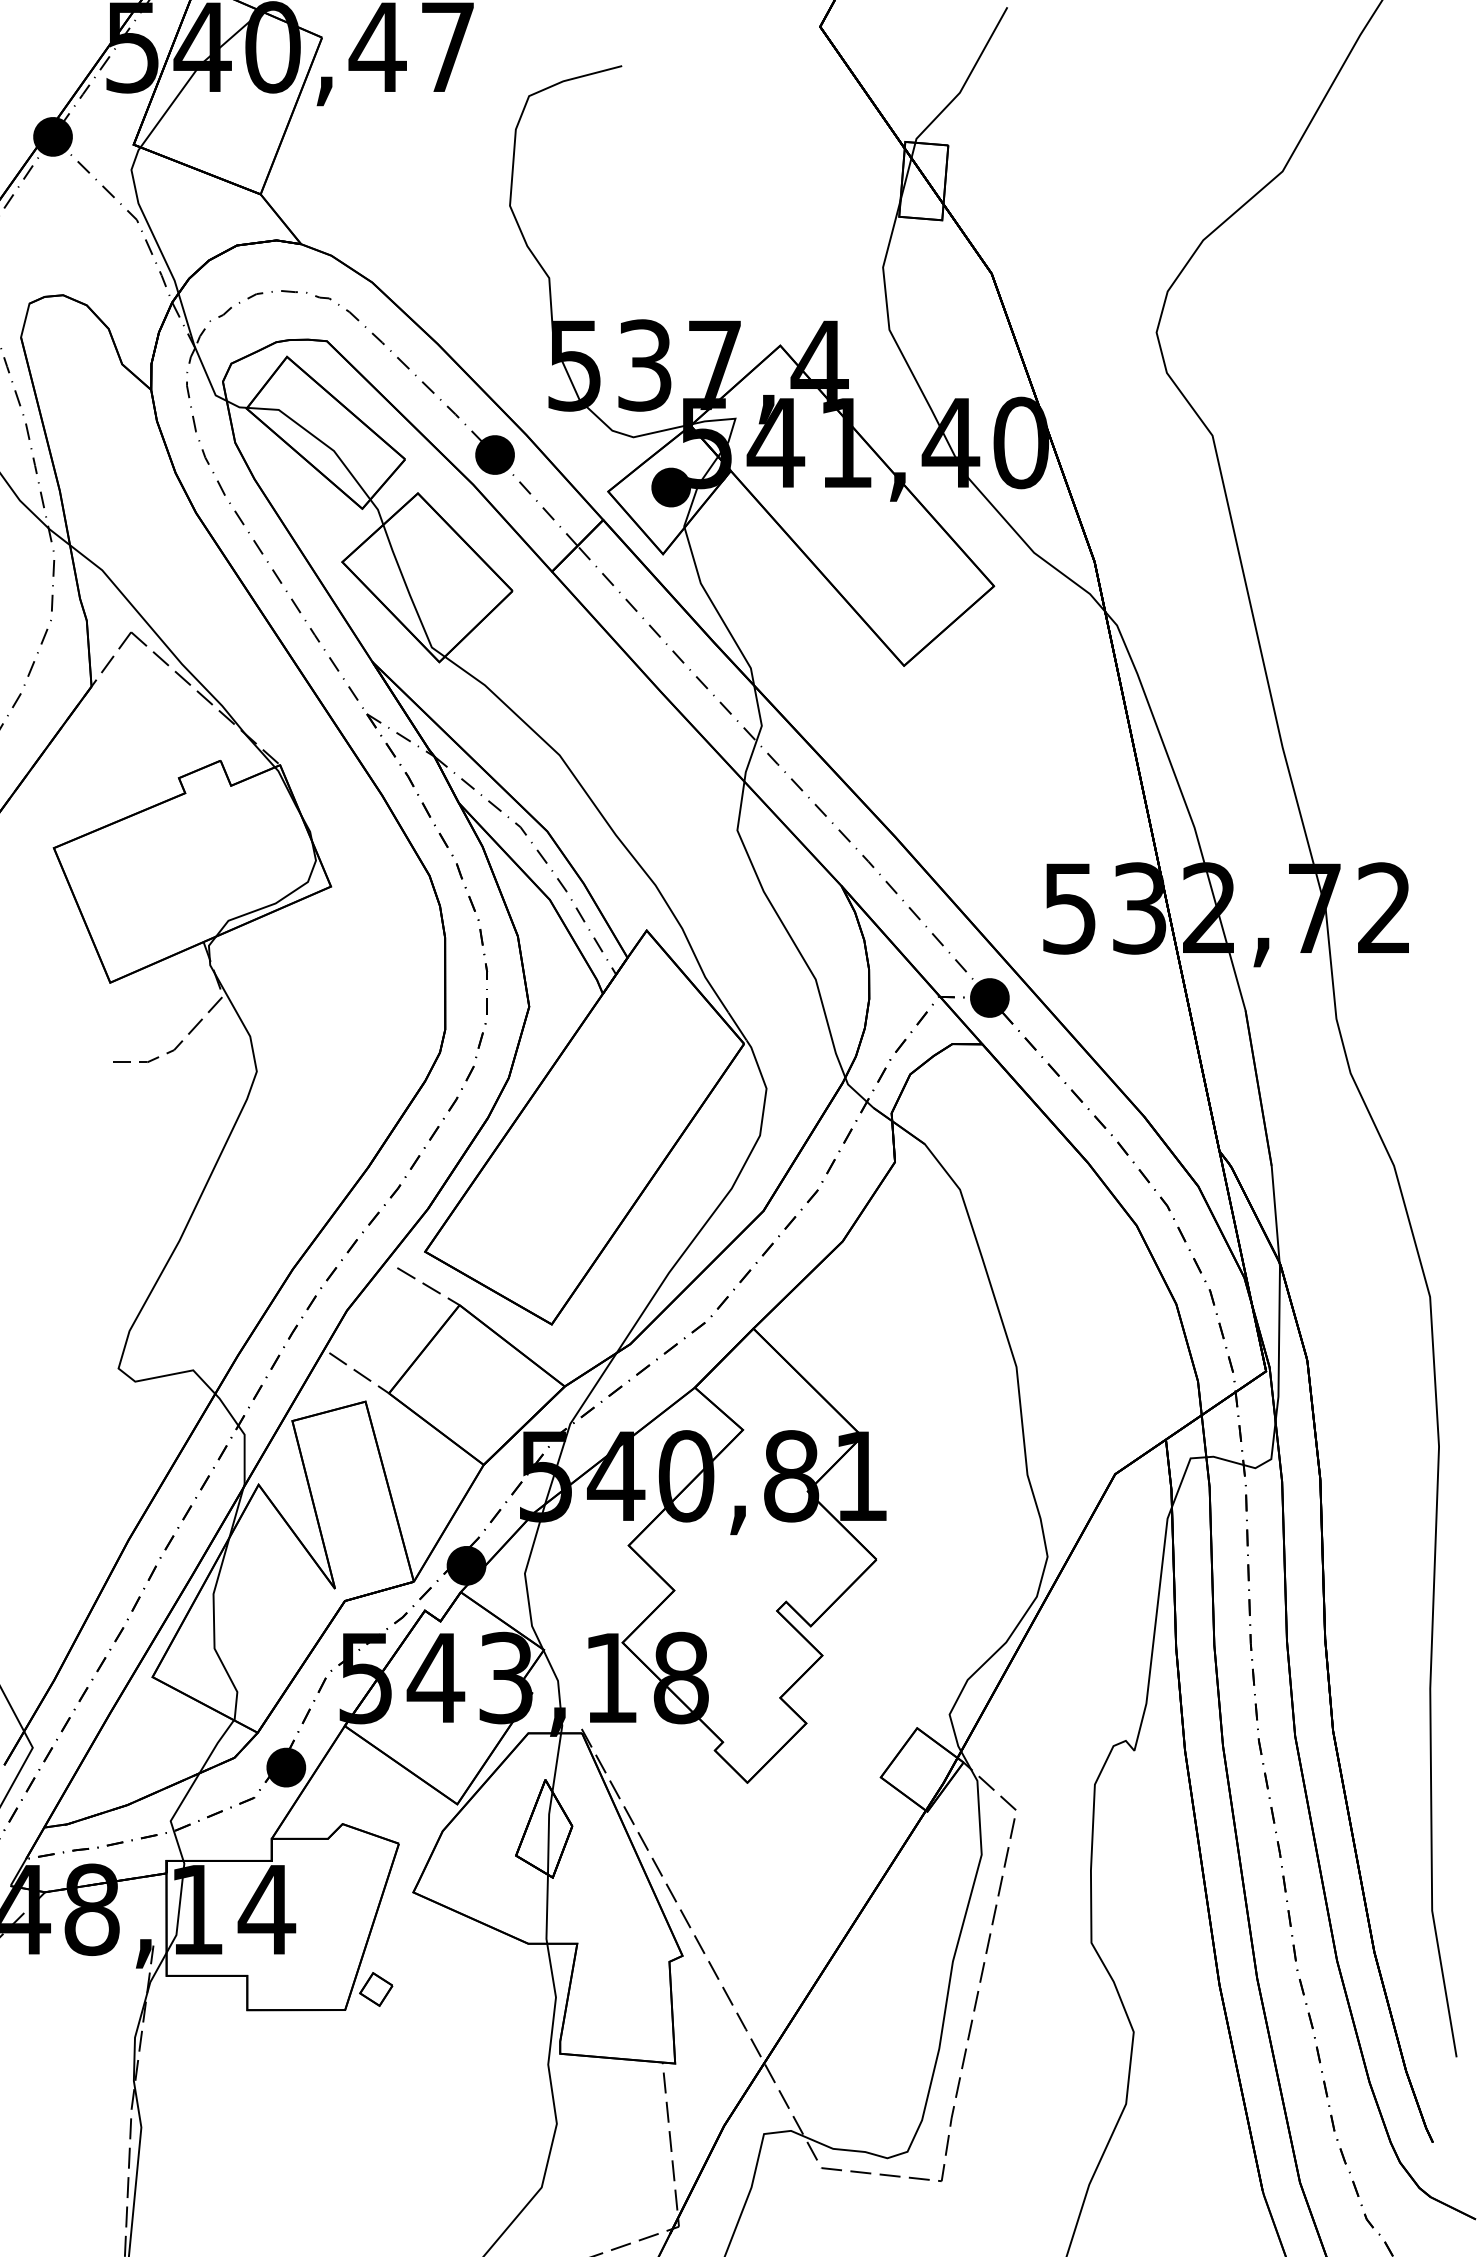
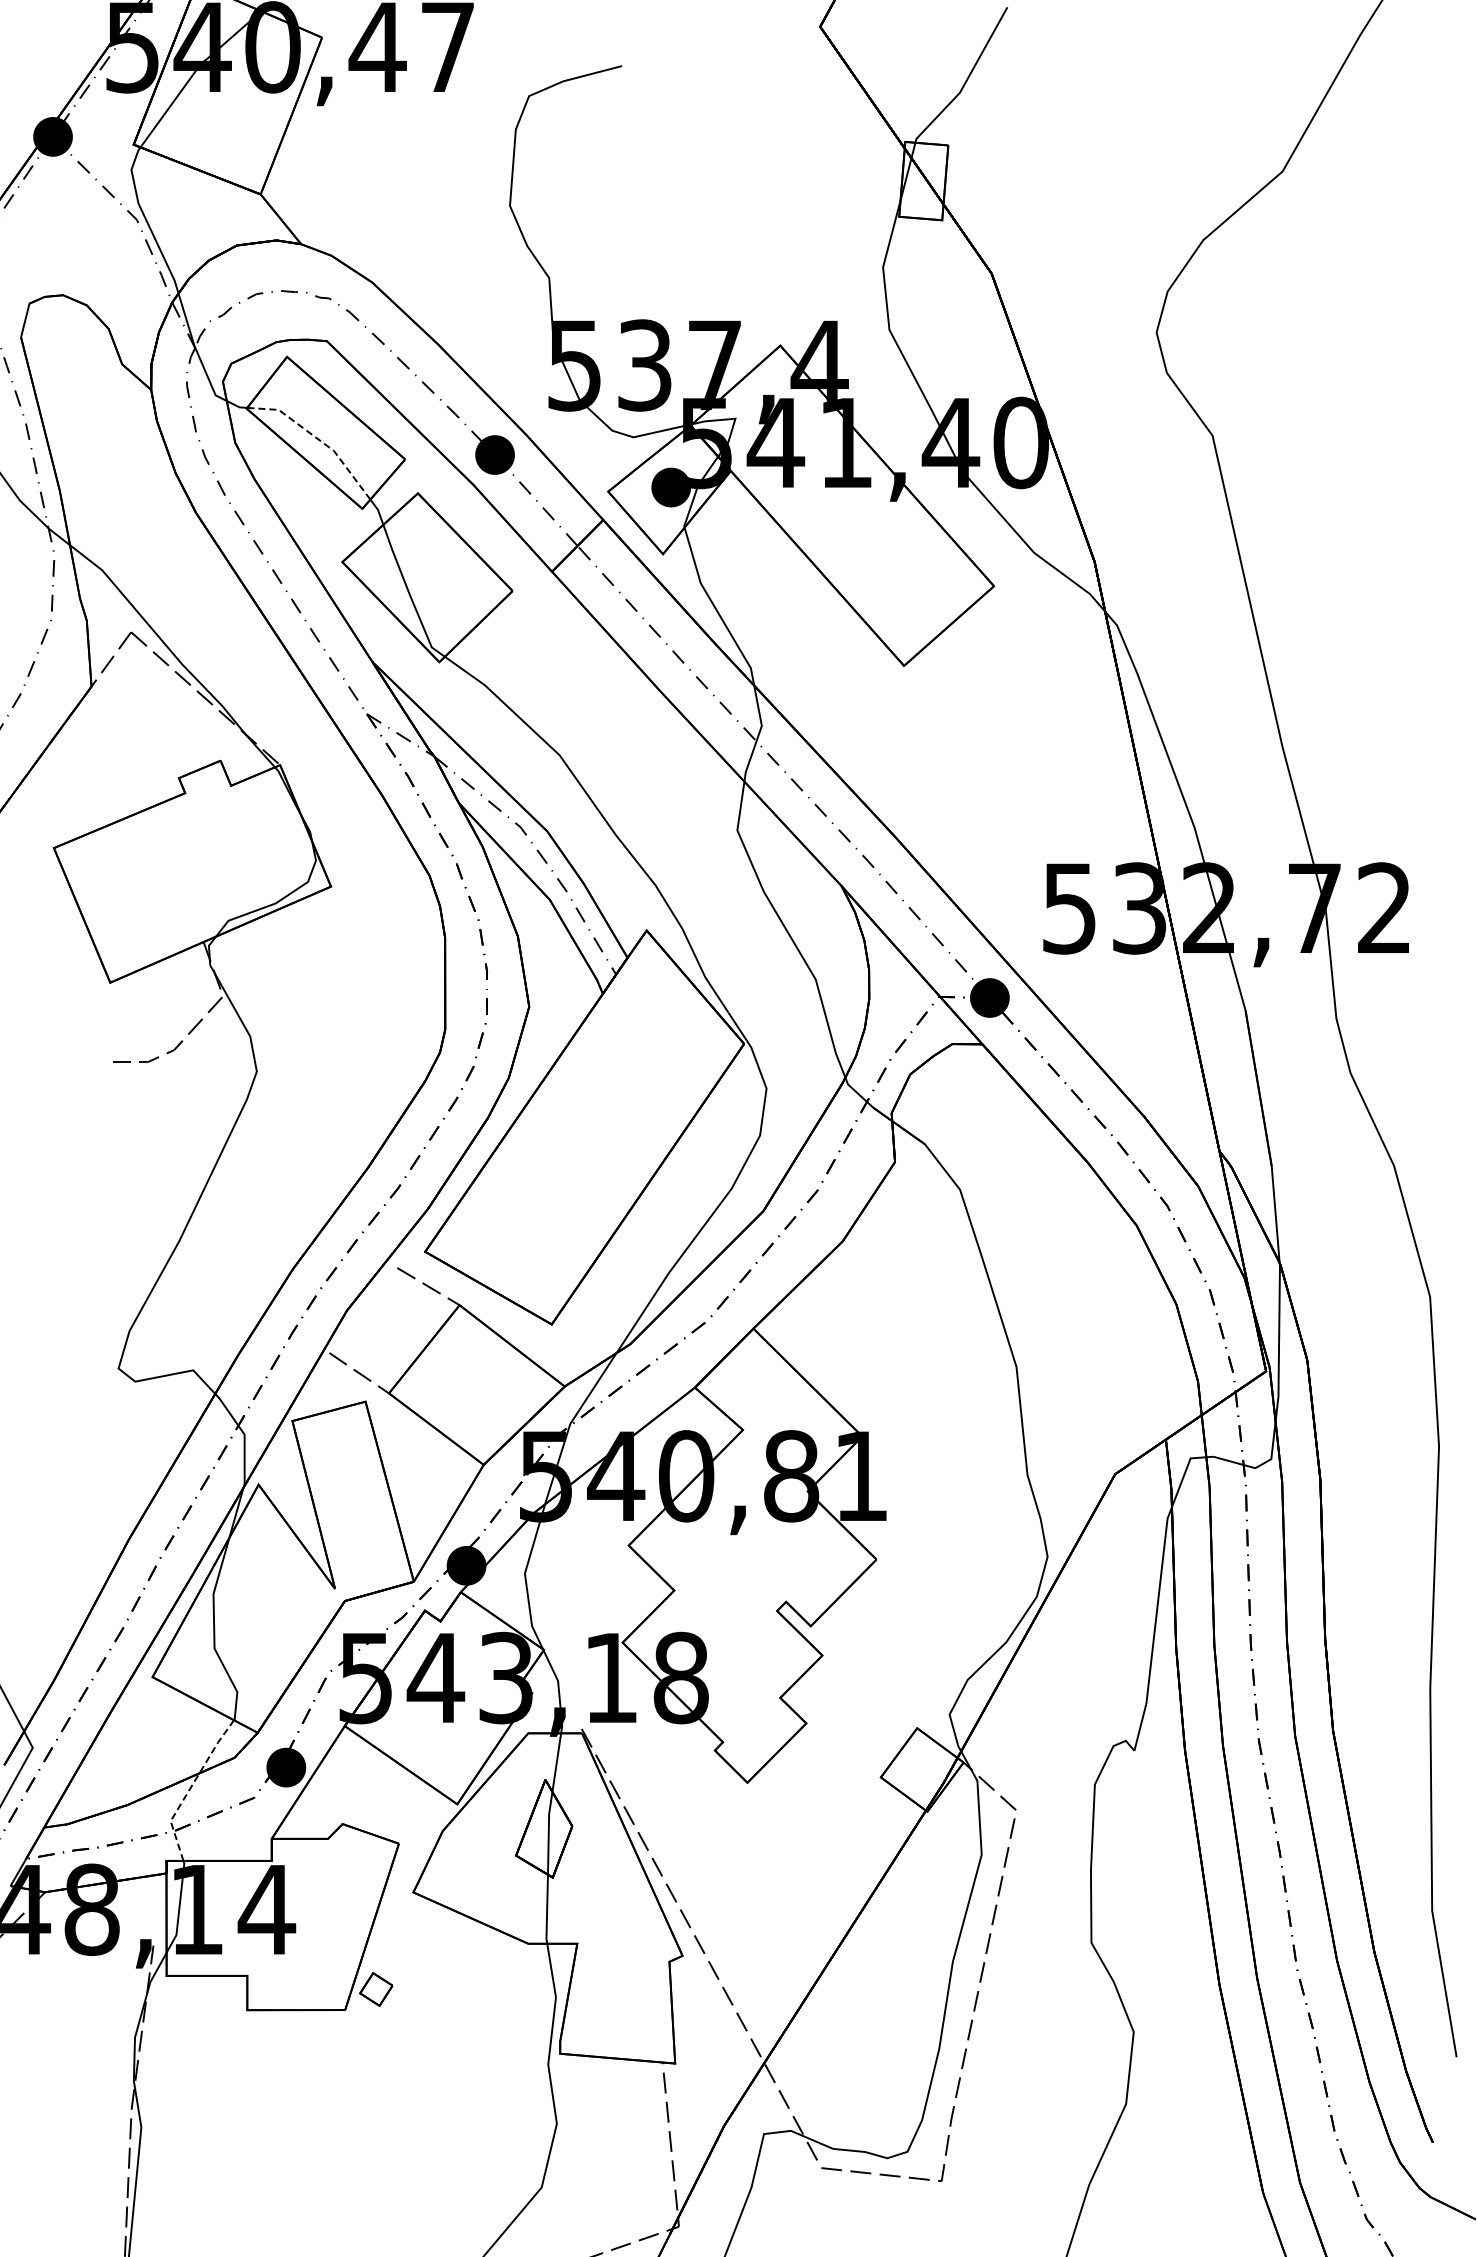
line: solid -> dashed (317, 439)
line: solid -> dashed (190, 1788)
